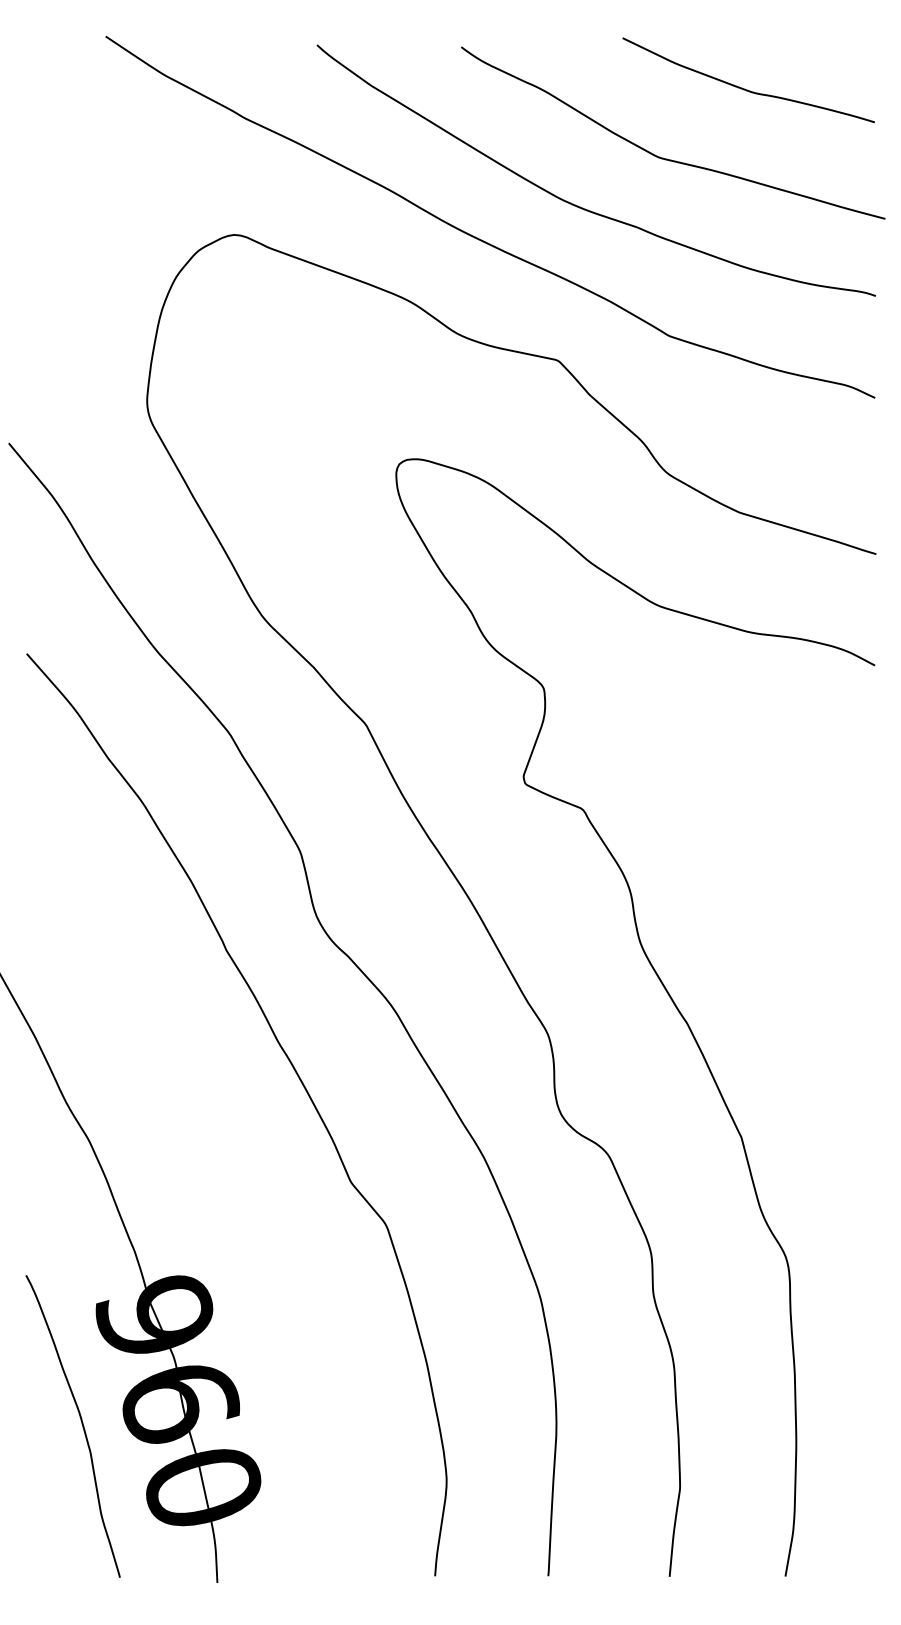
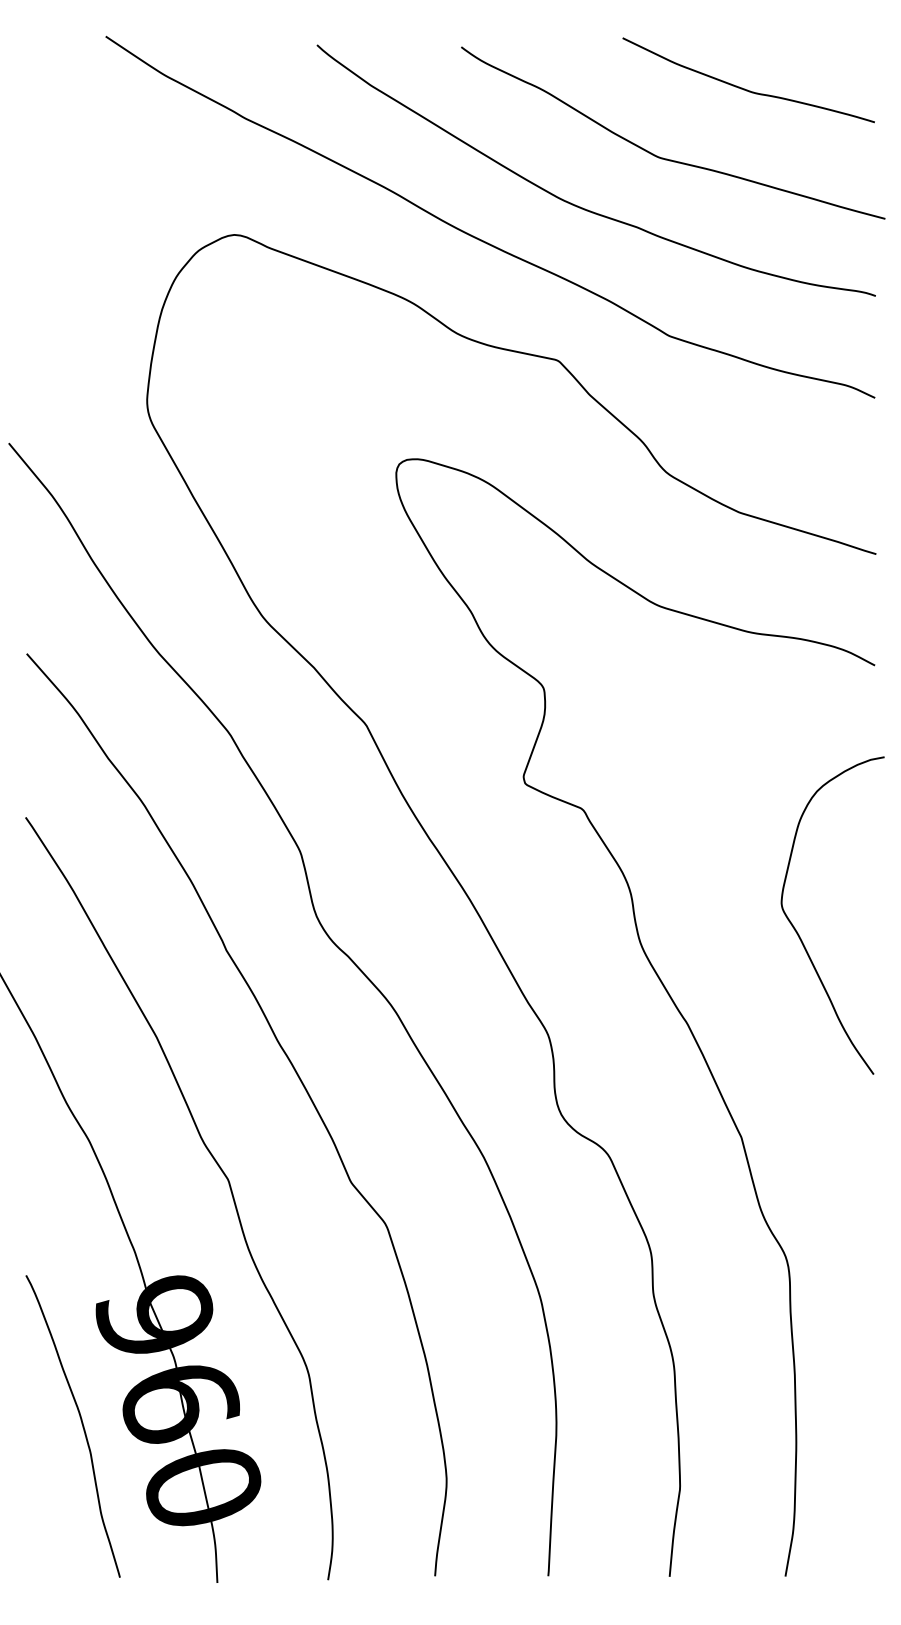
curve: none -> present (799, 934)
curve: none -> present (220, 1170)
